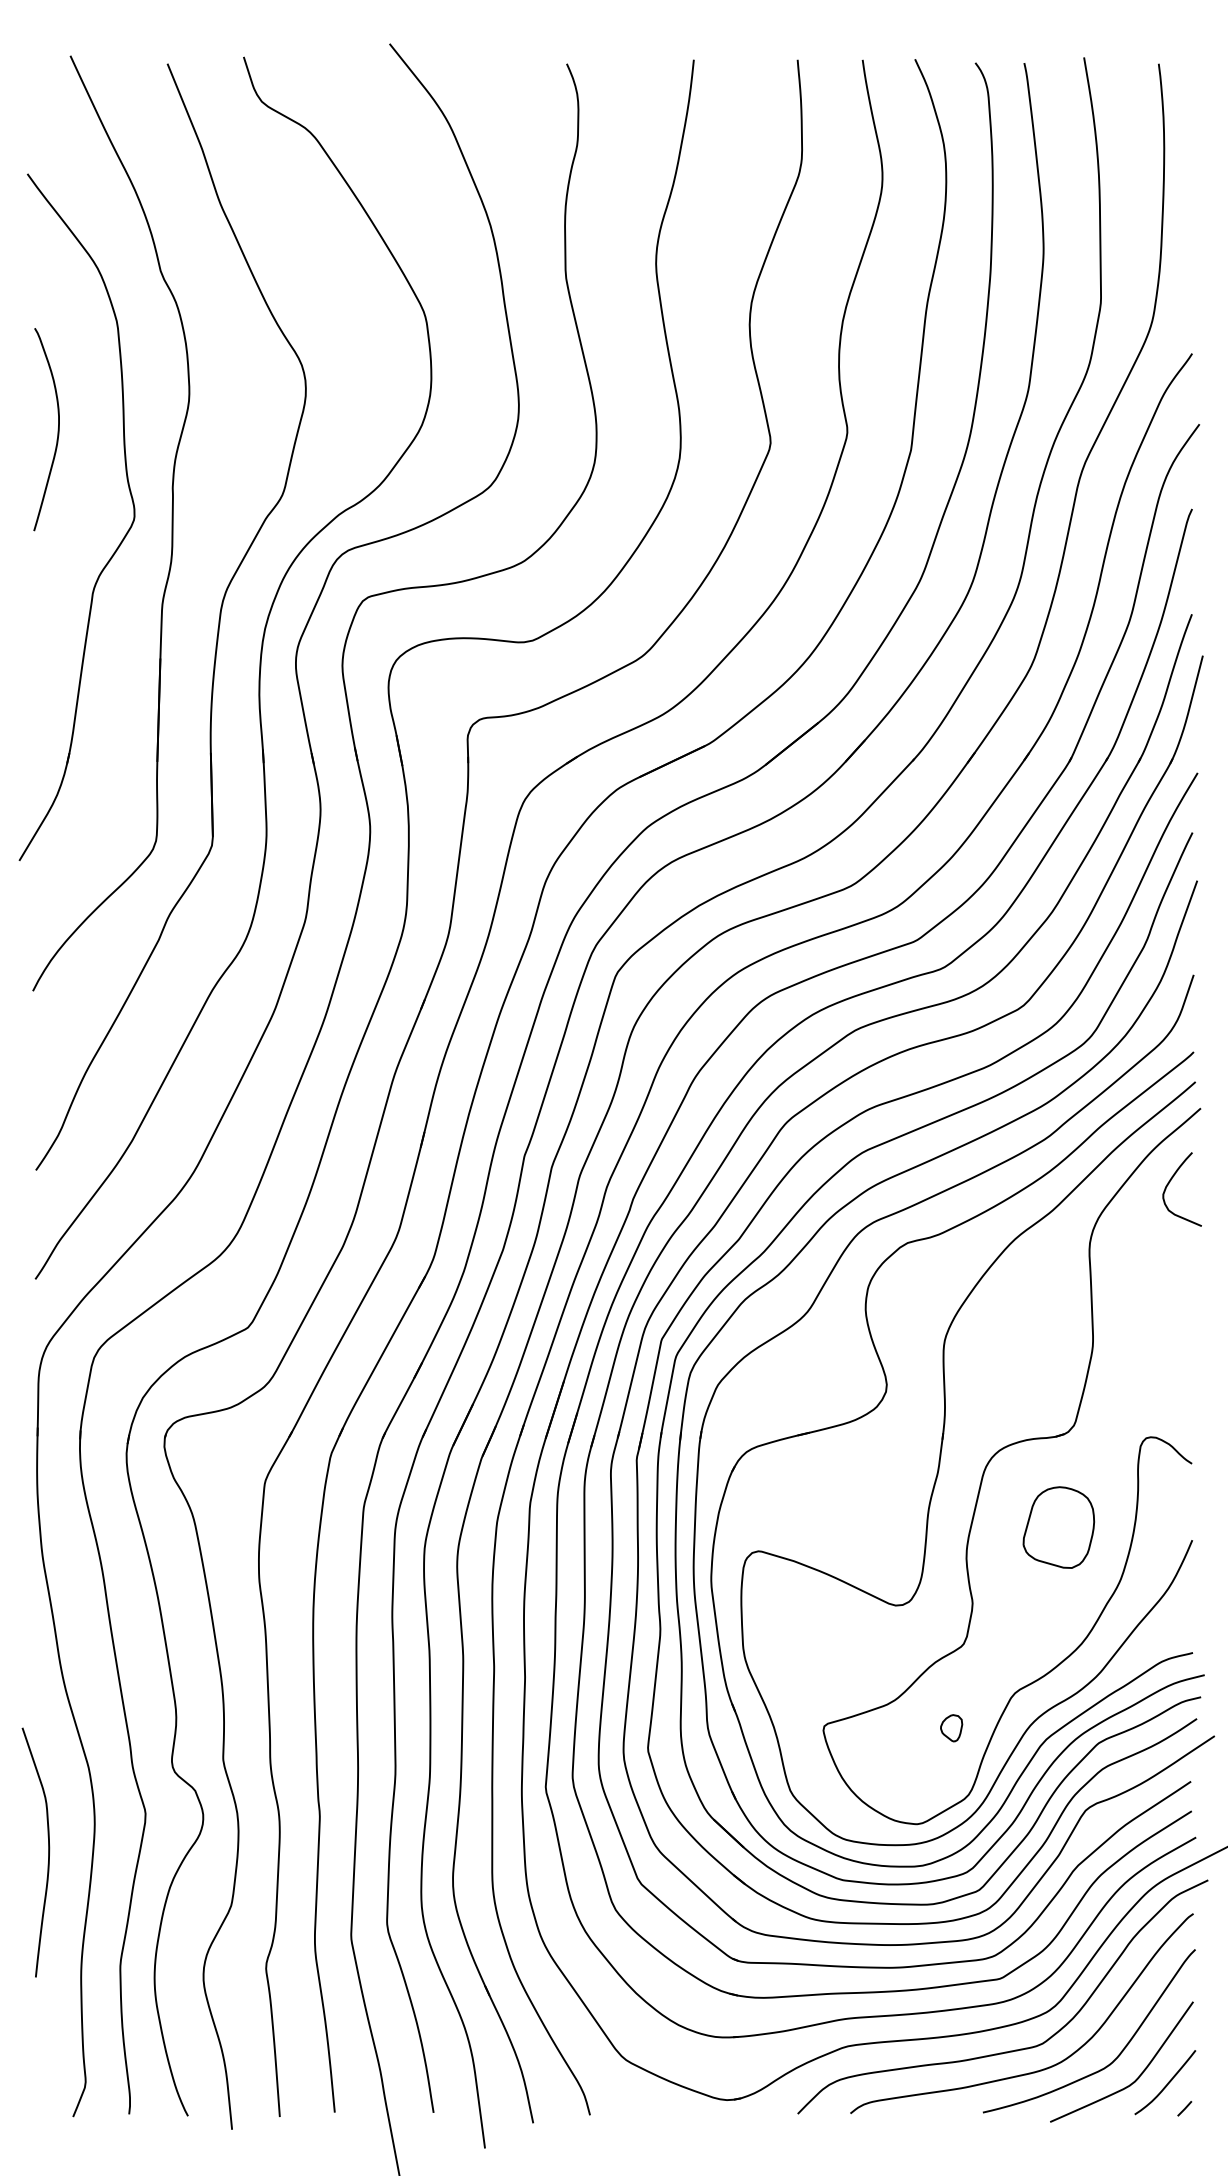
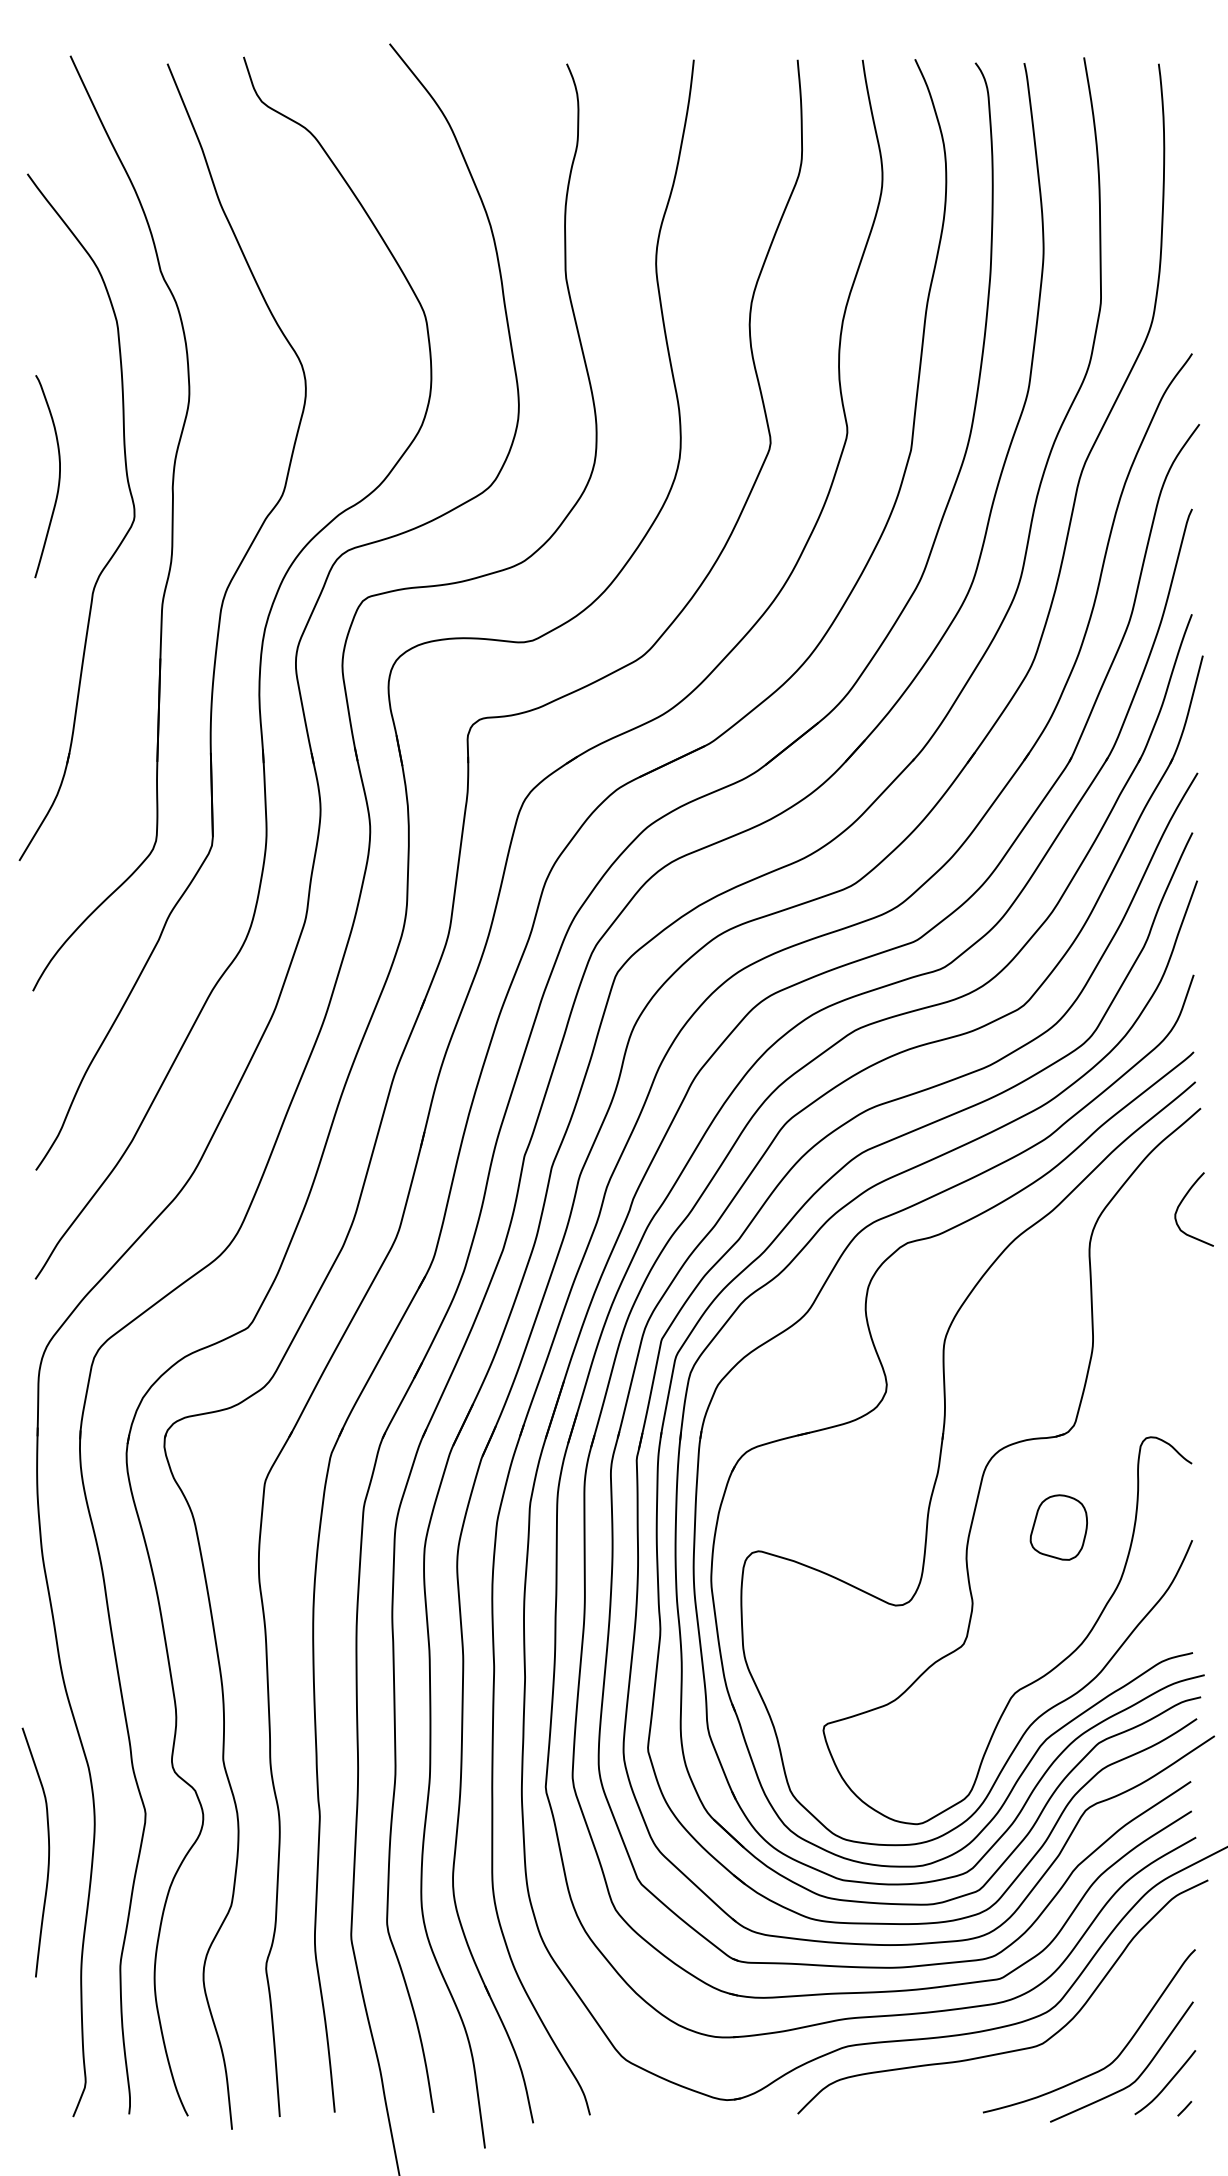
curve position: (57, 429) -> (58, 476) (58, 476)
curve position: (1170, 1182) -> (1182, 1202) (1182, 1202)
part size: 74x83 px -> 59x67 px (1058, 1527)
part: present -> none (951, 1728)
curve: present -> none (1036, 2070)
